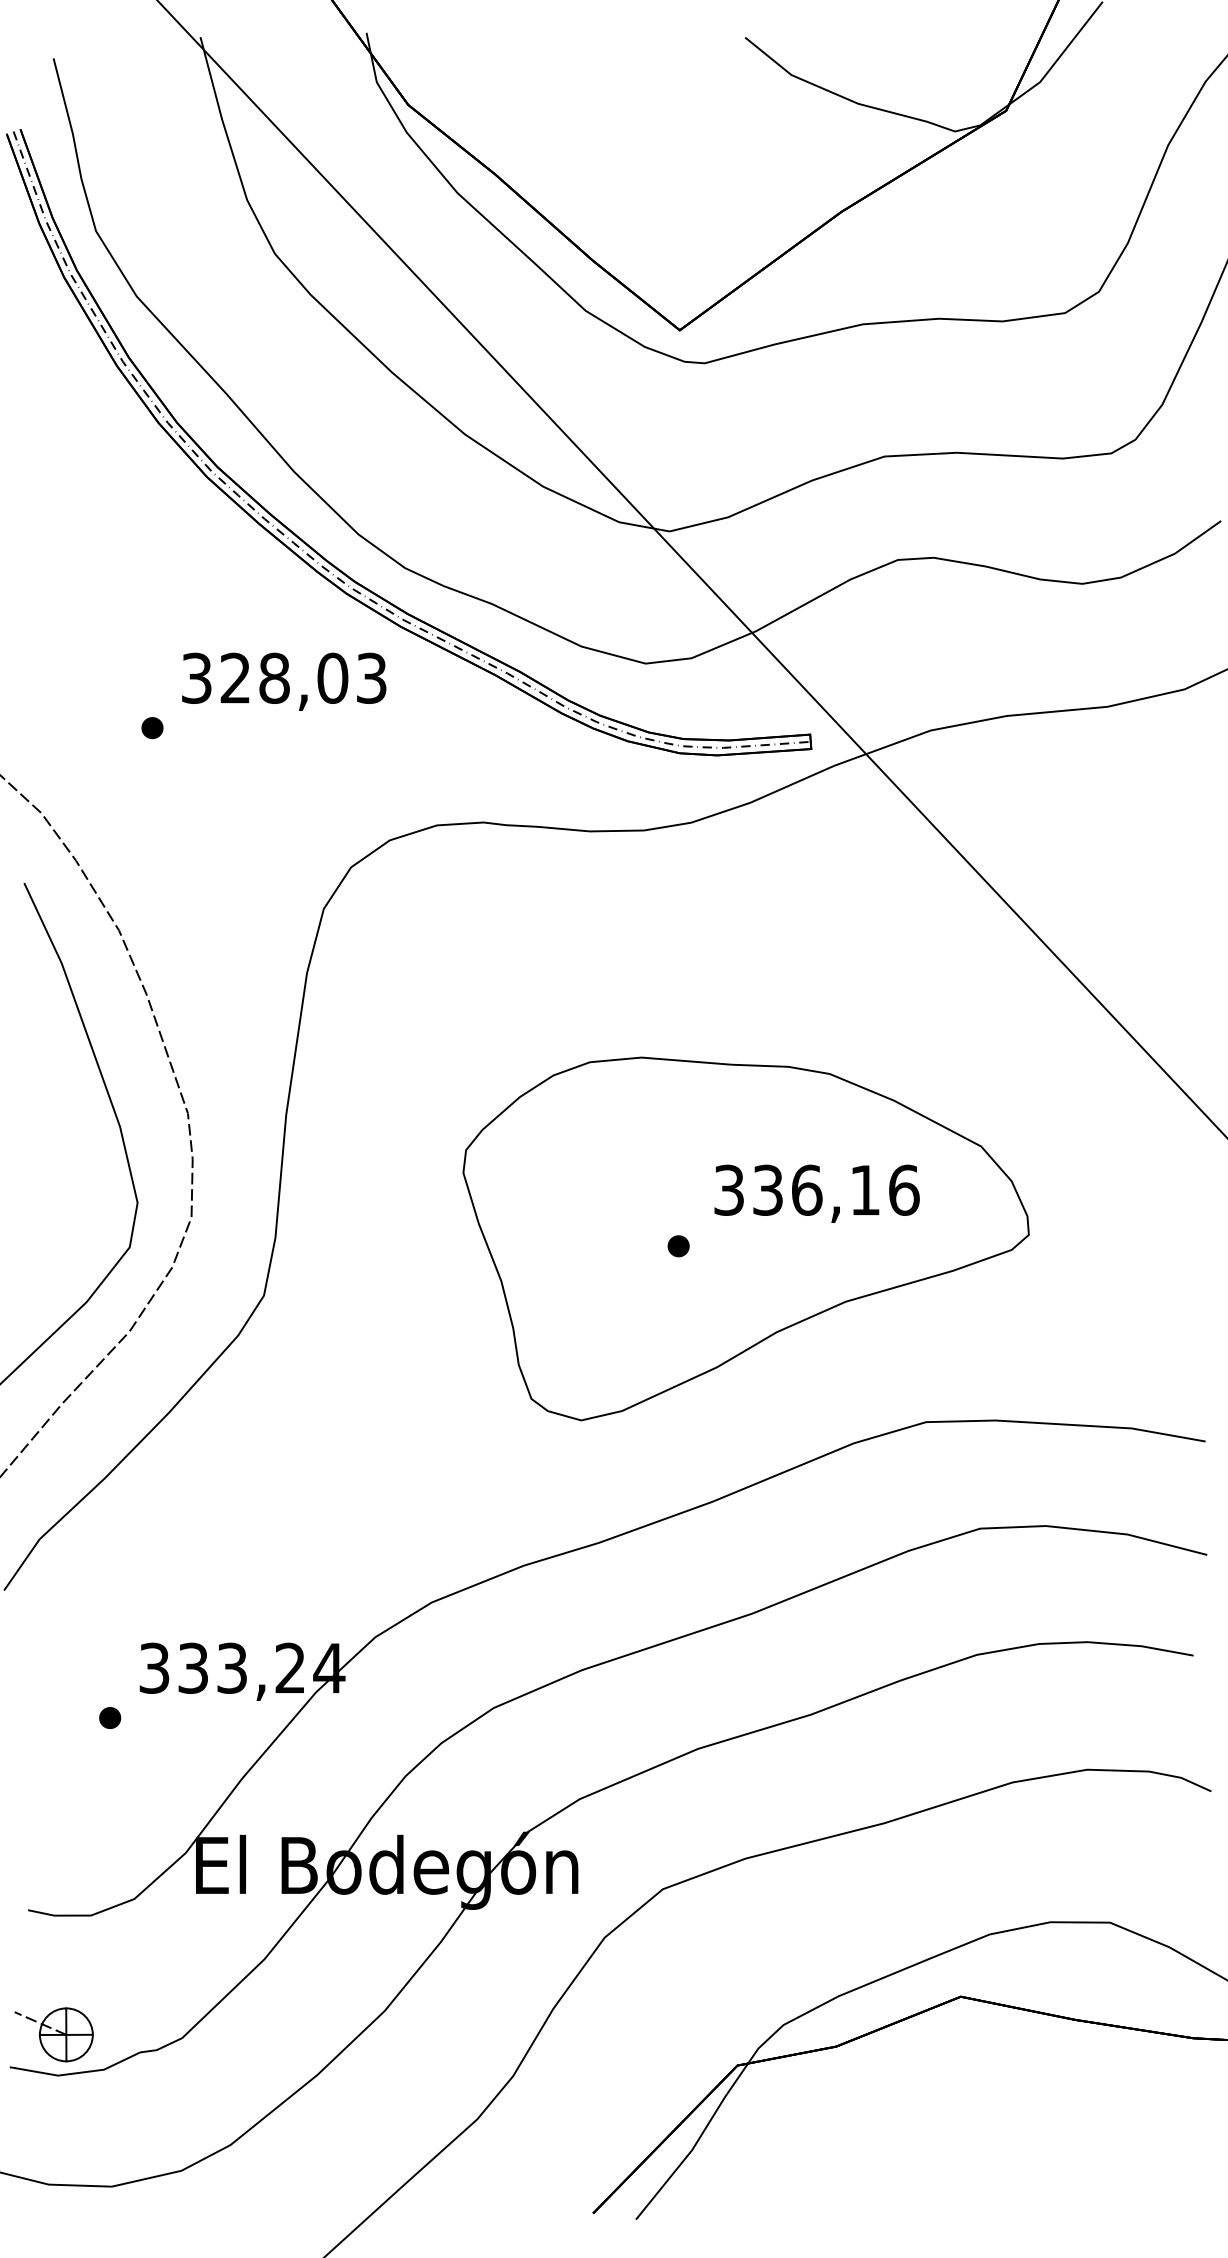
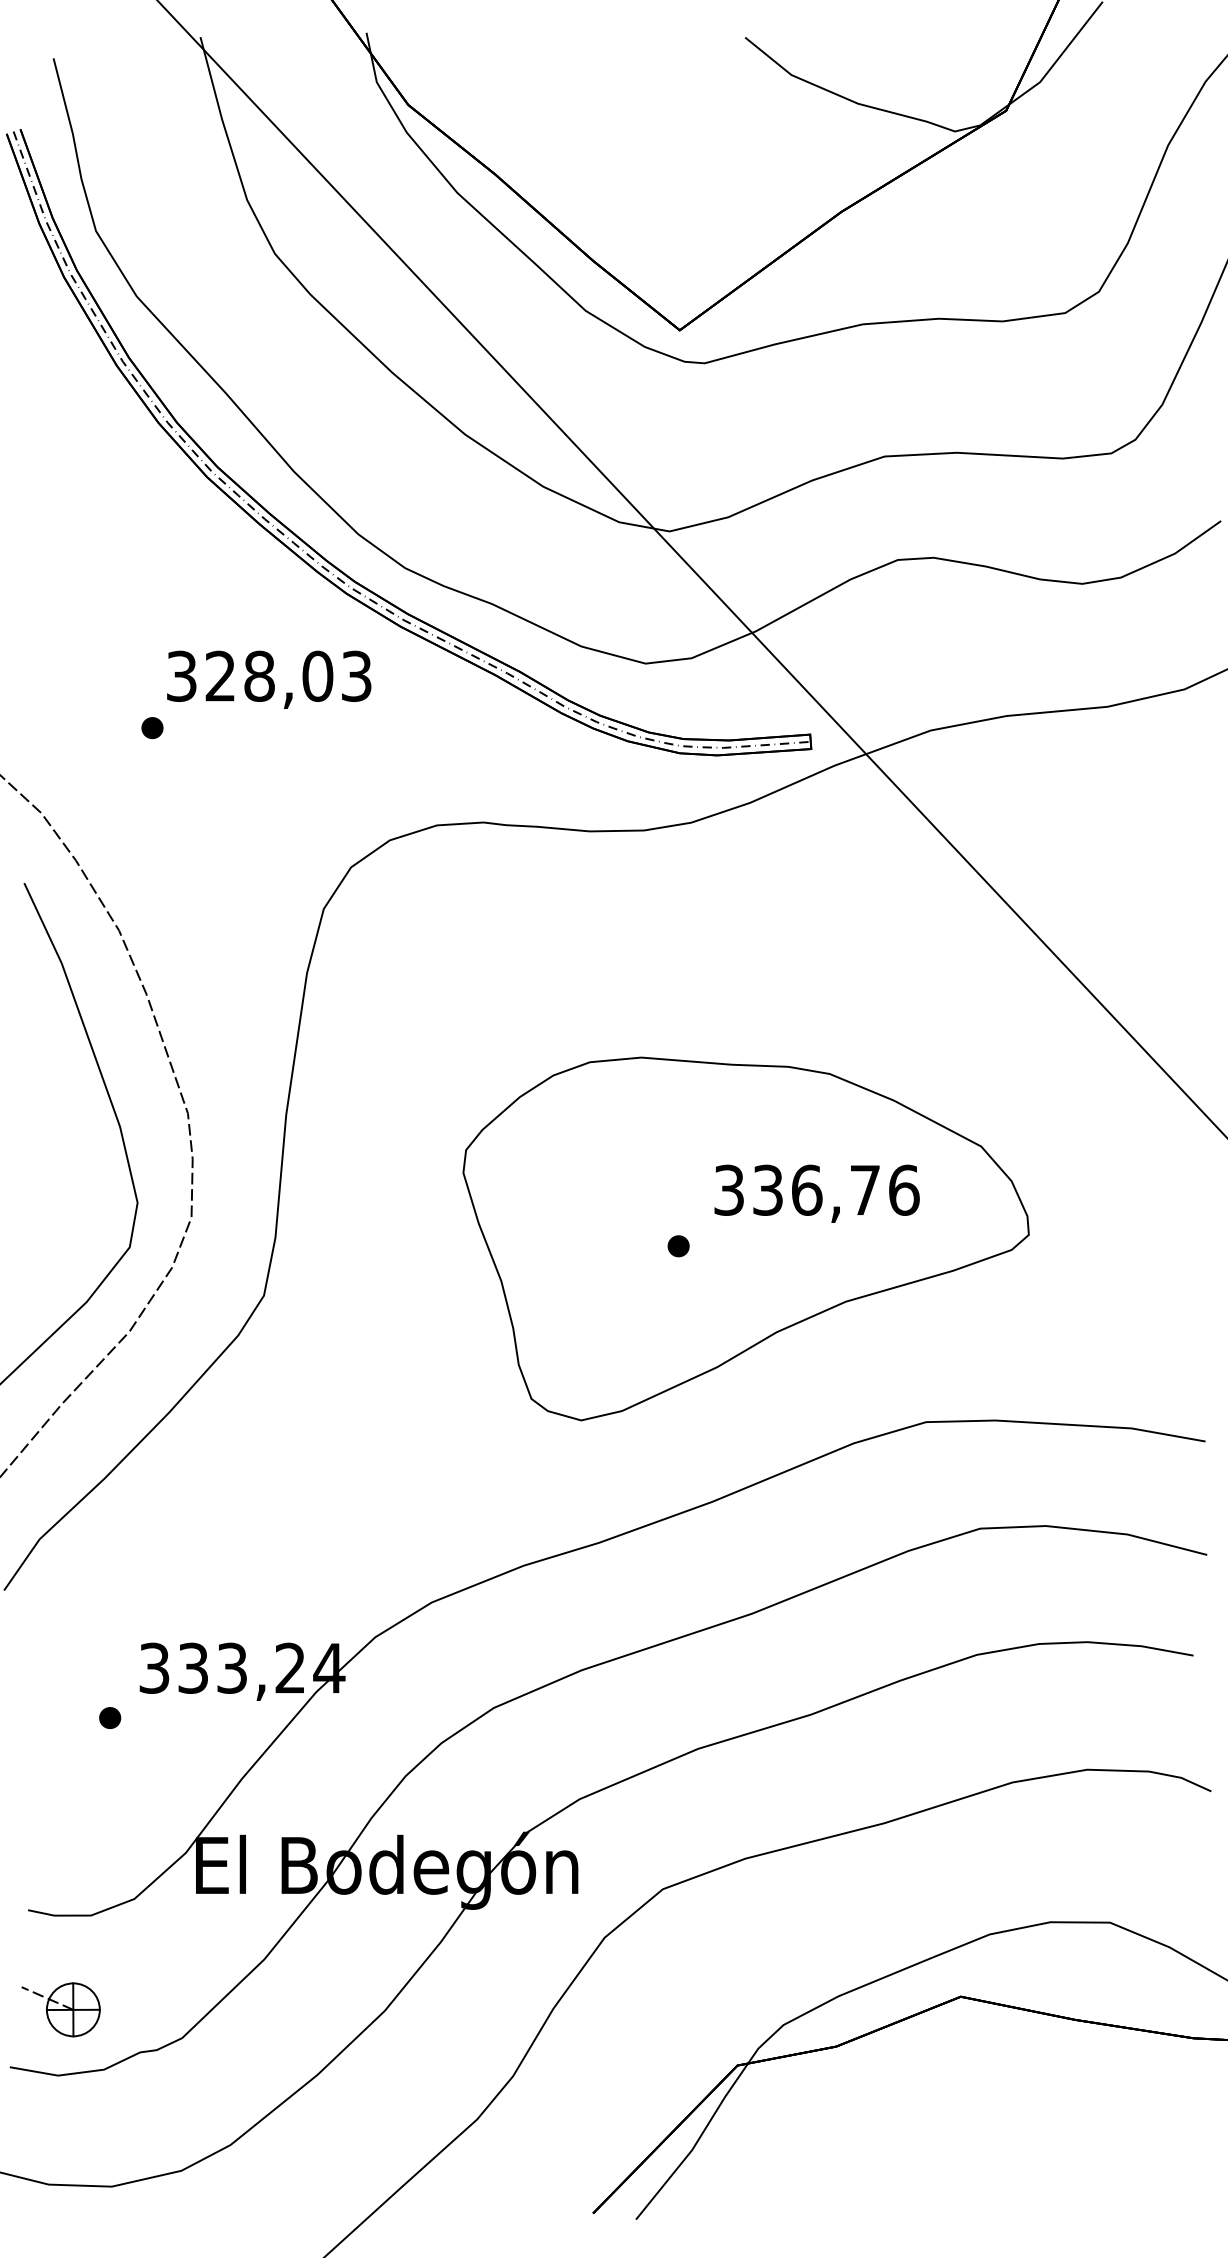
text position: (284, 681) -> (269, 679) (269, 679)
text: 336,16 -> 336,76 (865, 1189)
part position: (53, 2034) -> (60, 2009) (60, 2009)
